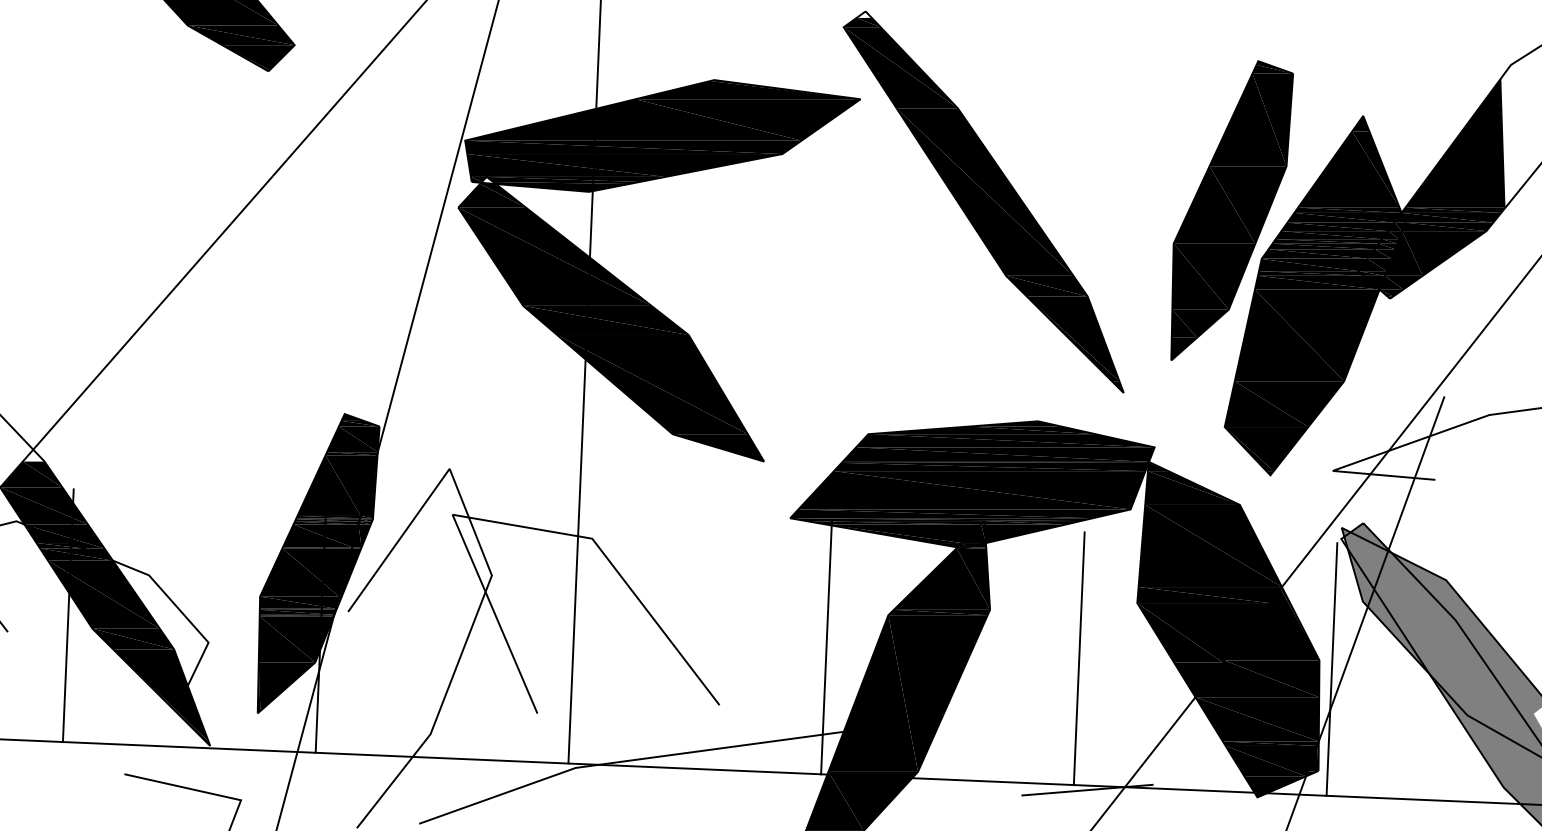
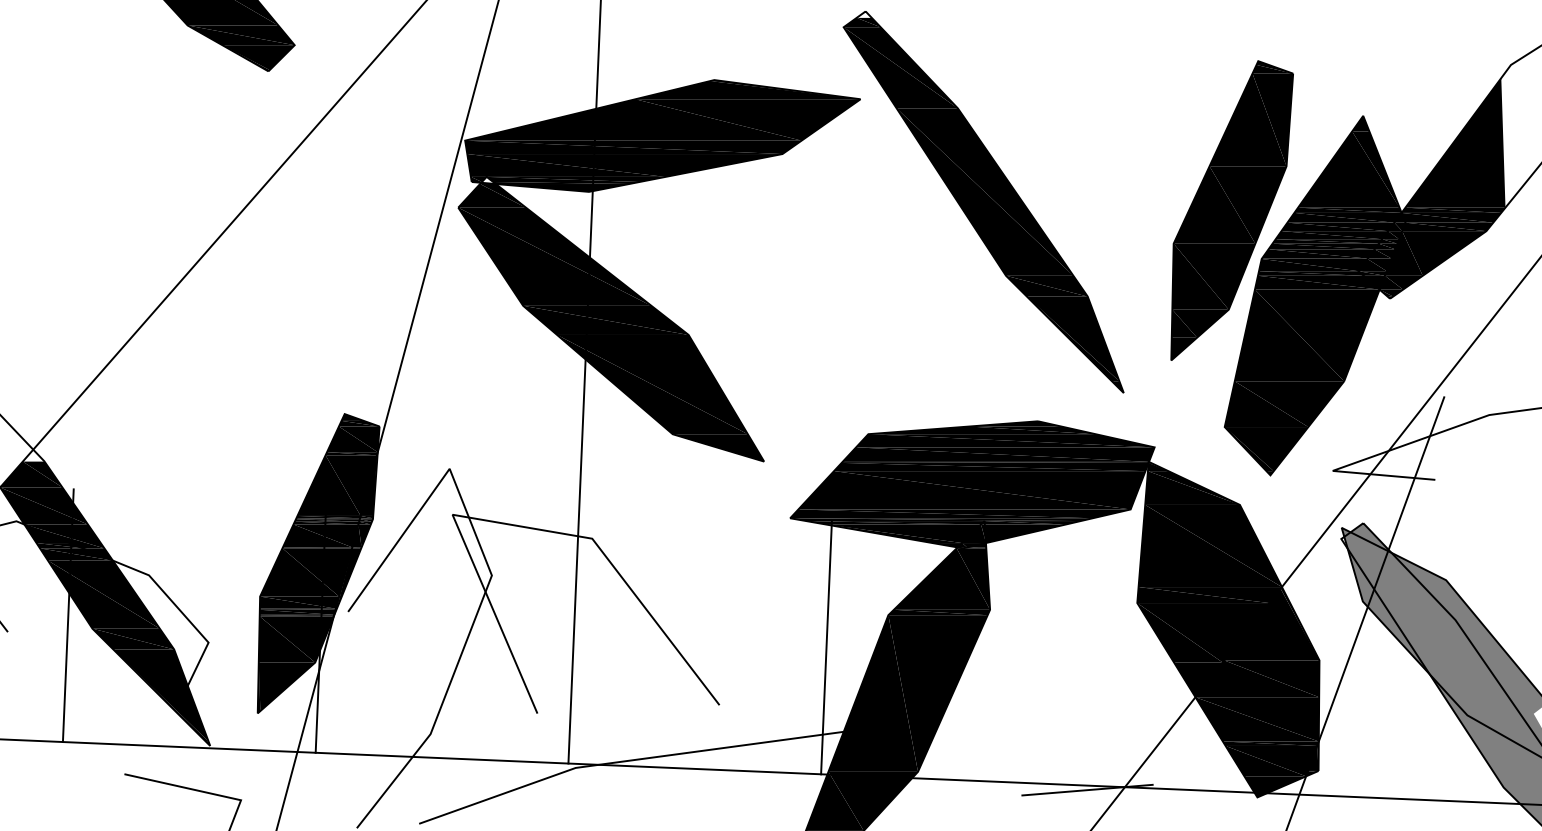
line: present -> none (1078, 658)
line: present -> none (1331, 669)
